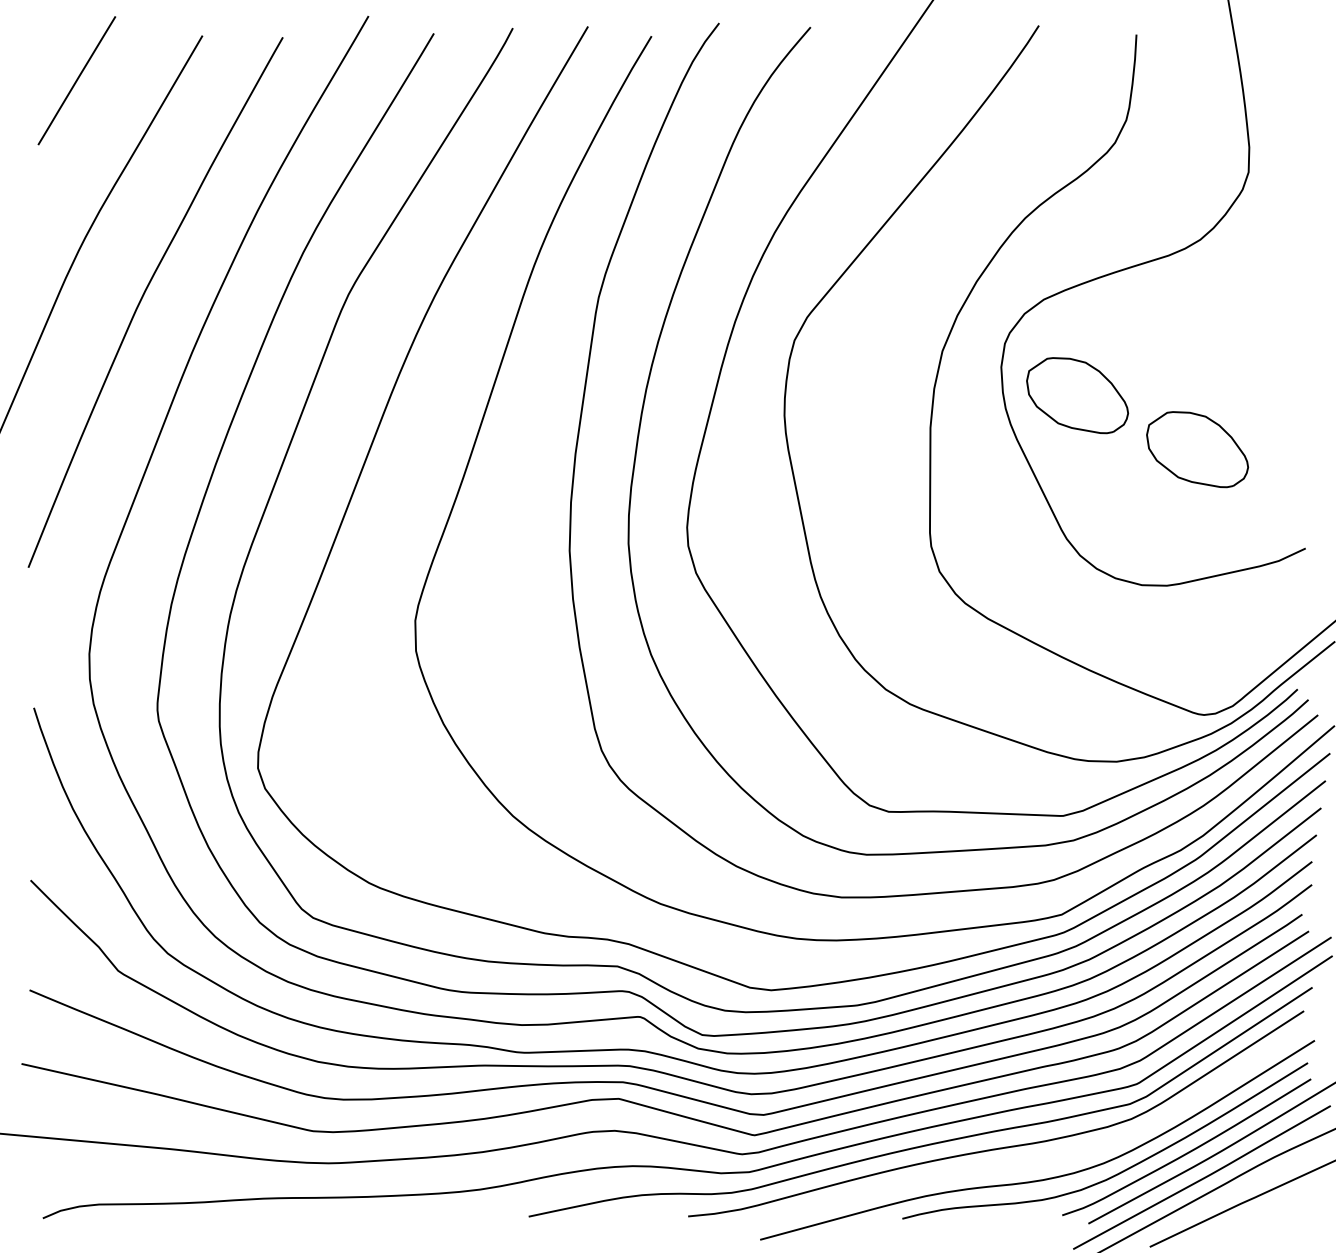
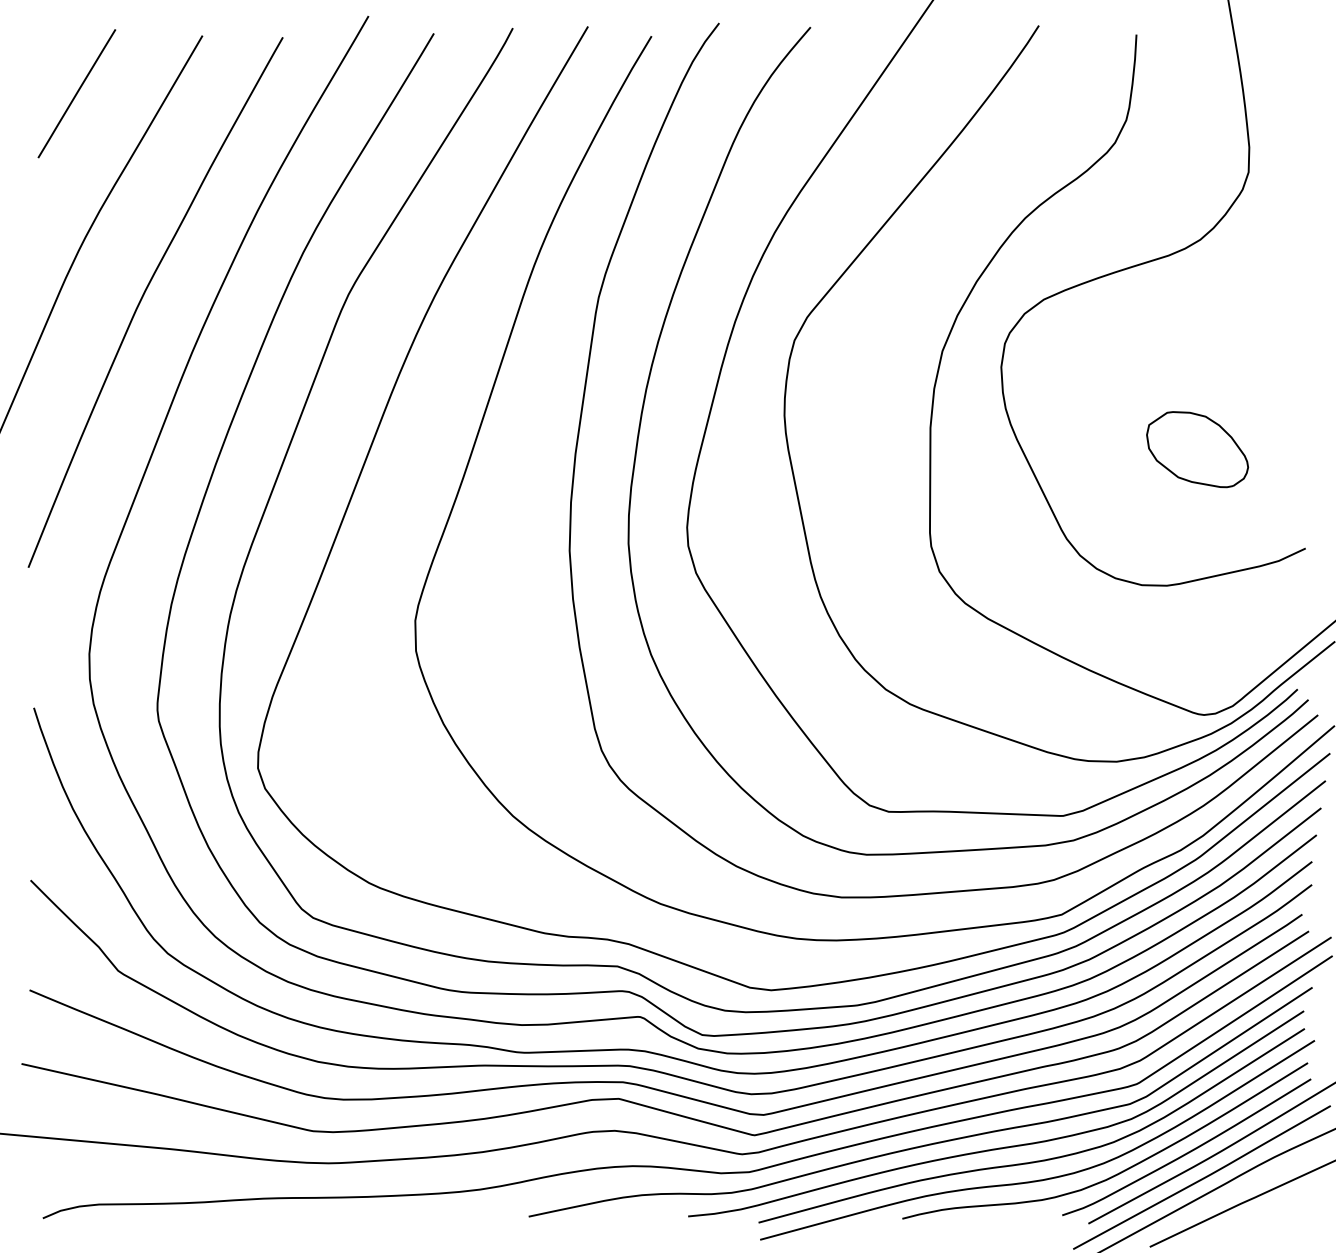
line position: (76, 80) -> (76, 93) (76, 93)
part: present -> none (1077, 395)
curve: none -> present (1036, 1160)
